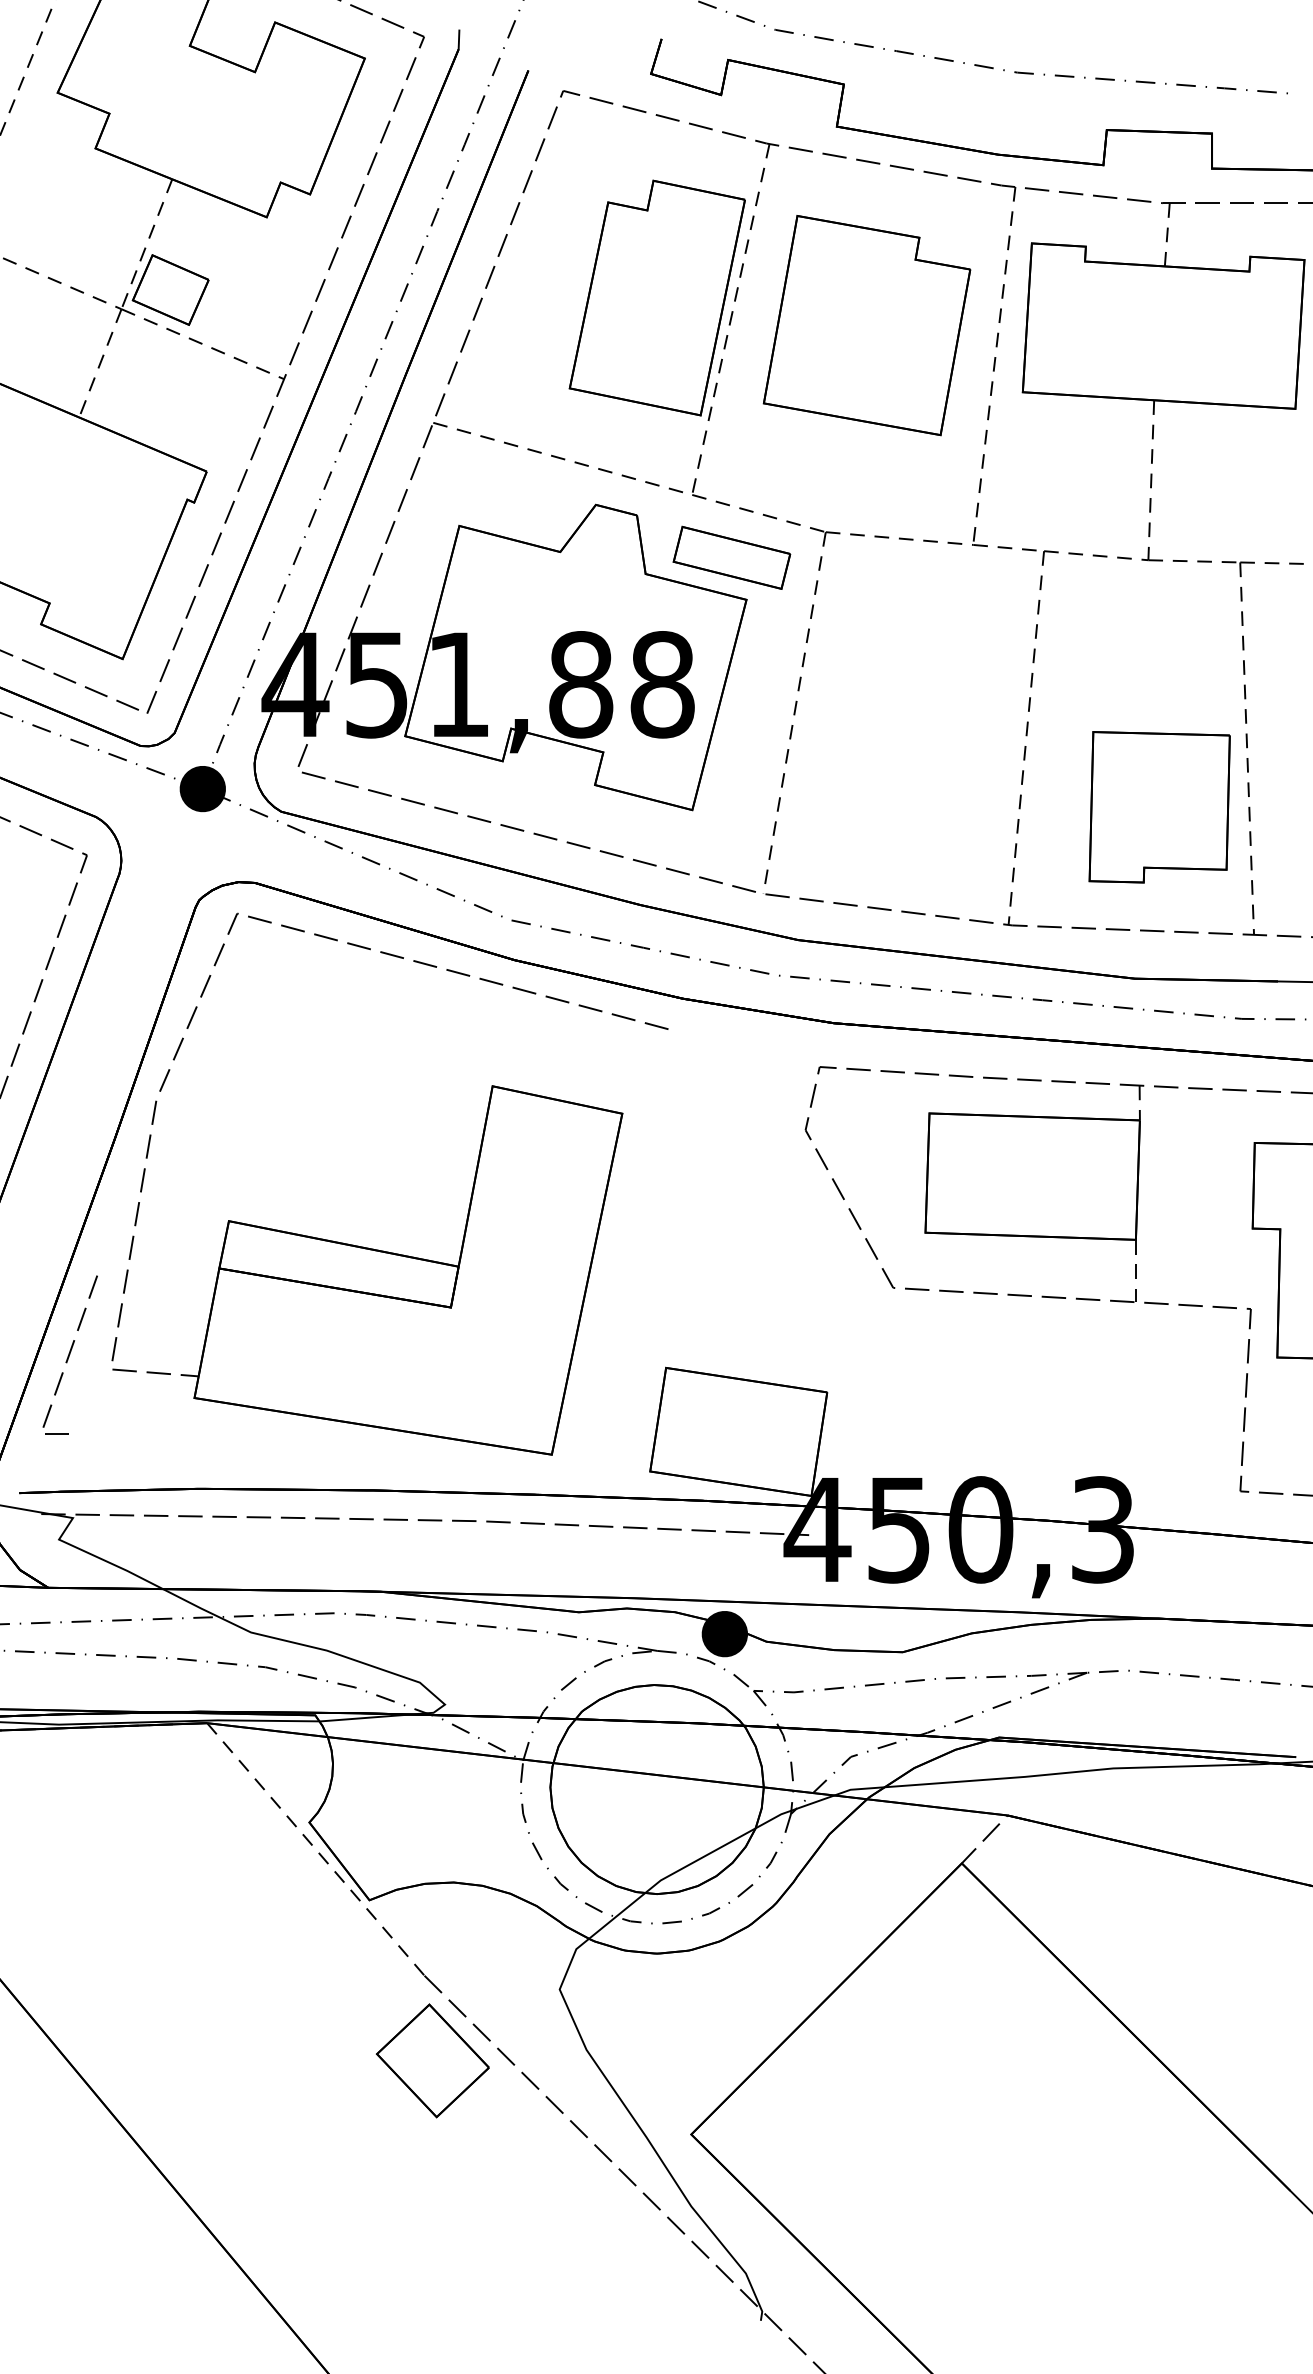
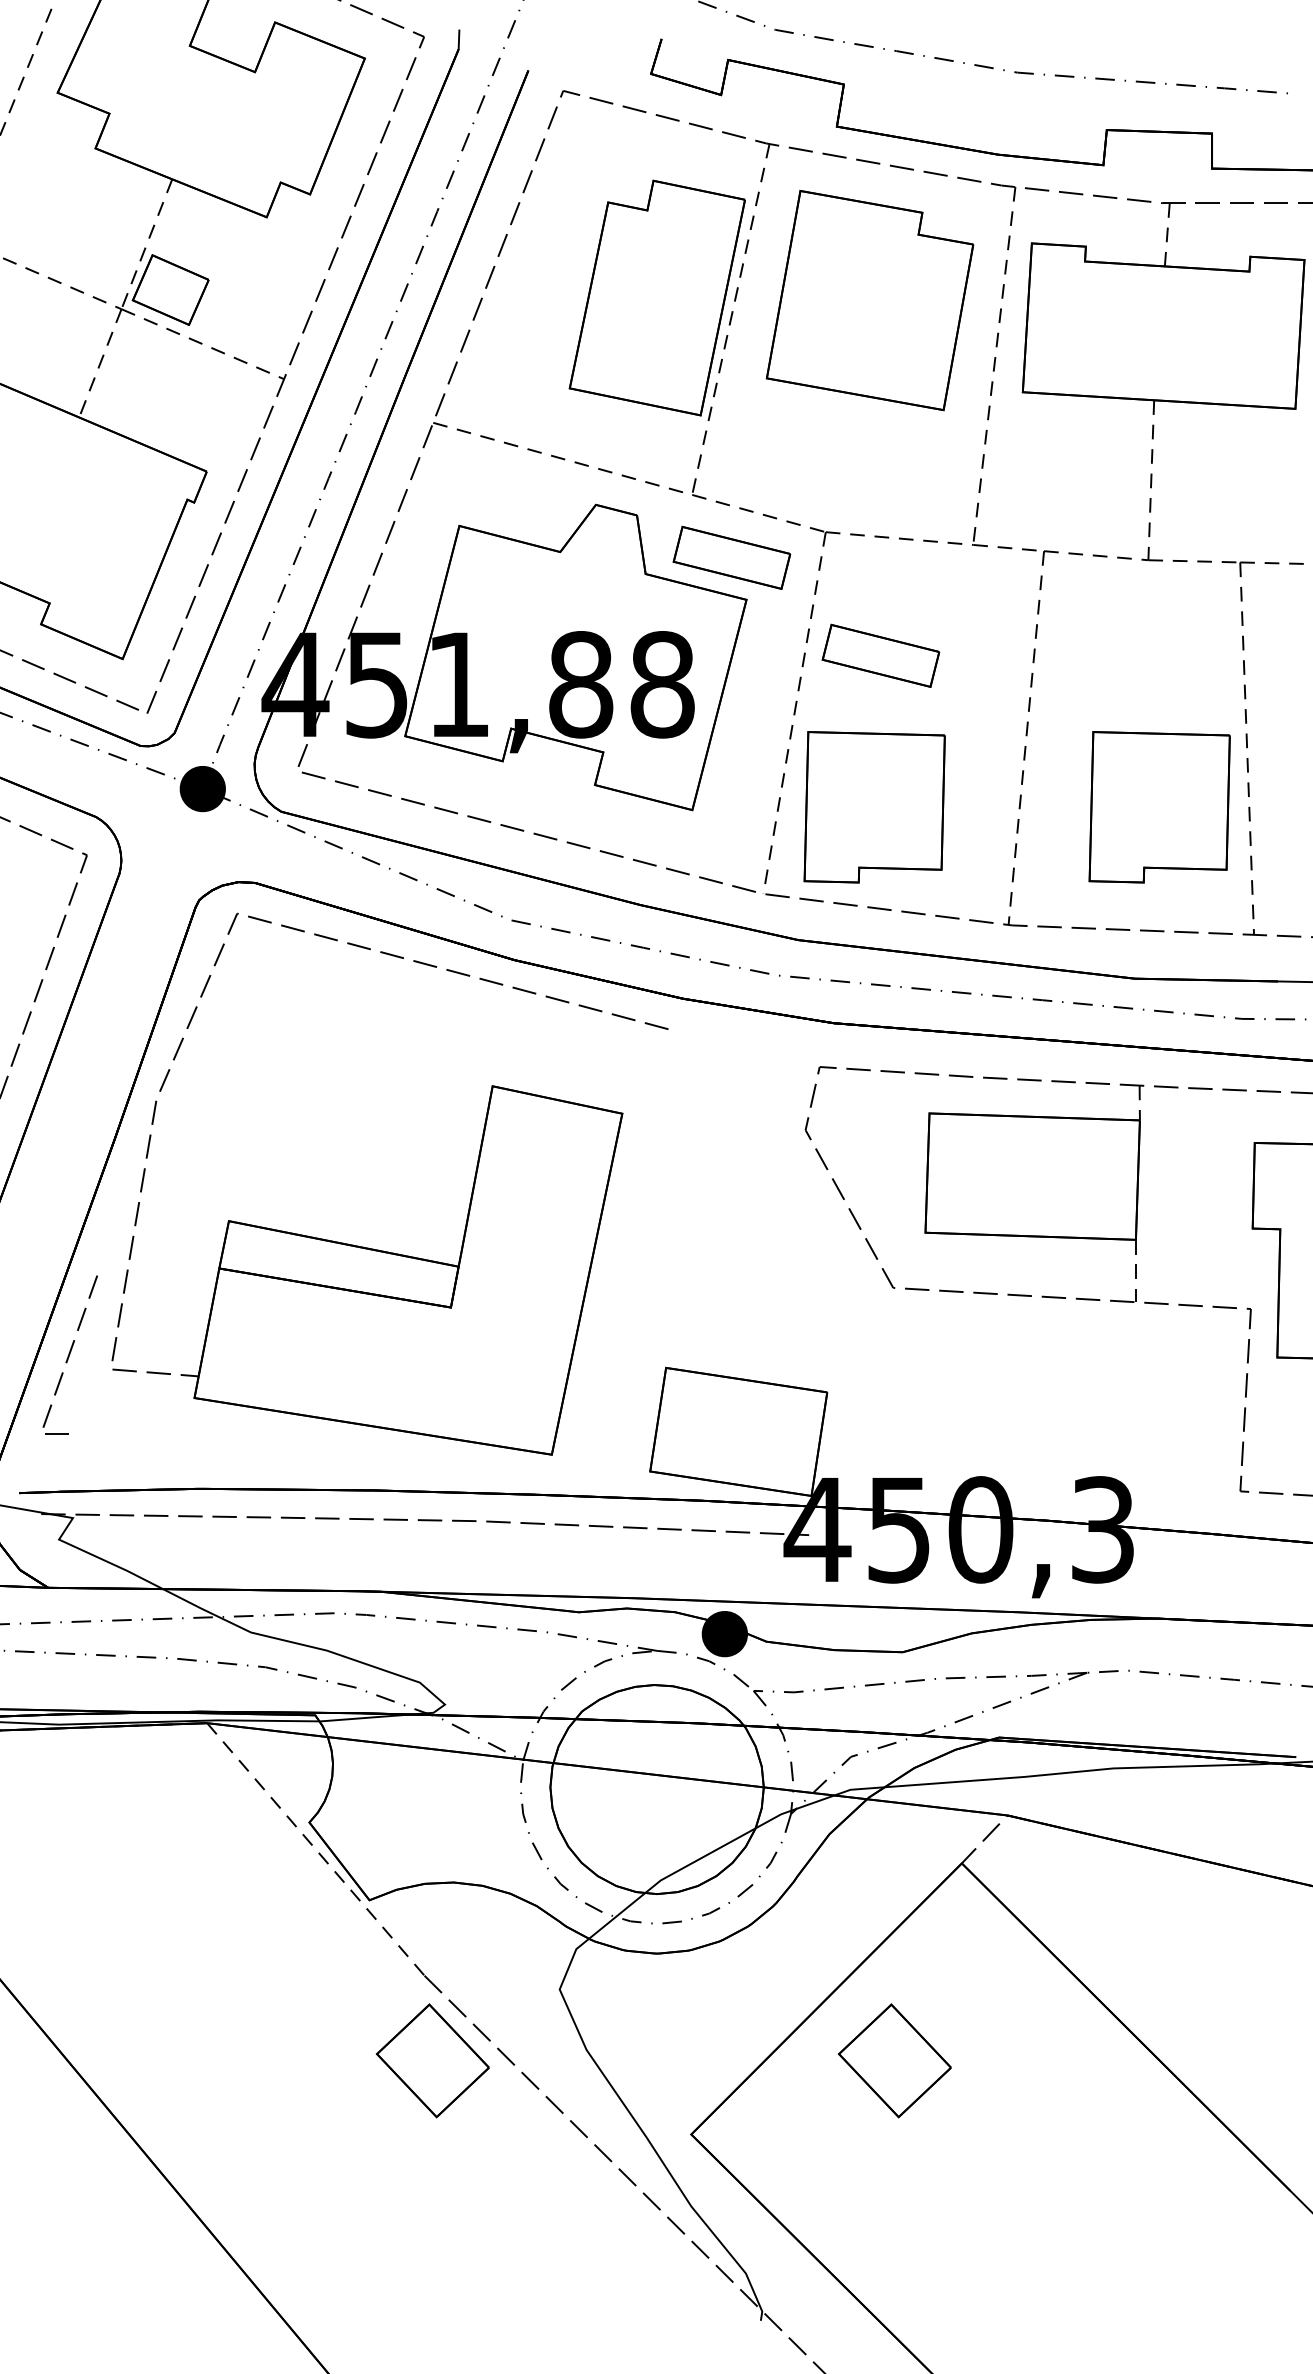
part position: (866, 325) -> (869, 300) (869, 300)
part: none -> present (880, 655)
part: none -> present (874, 807)
part: none -> present (894, 2060)
